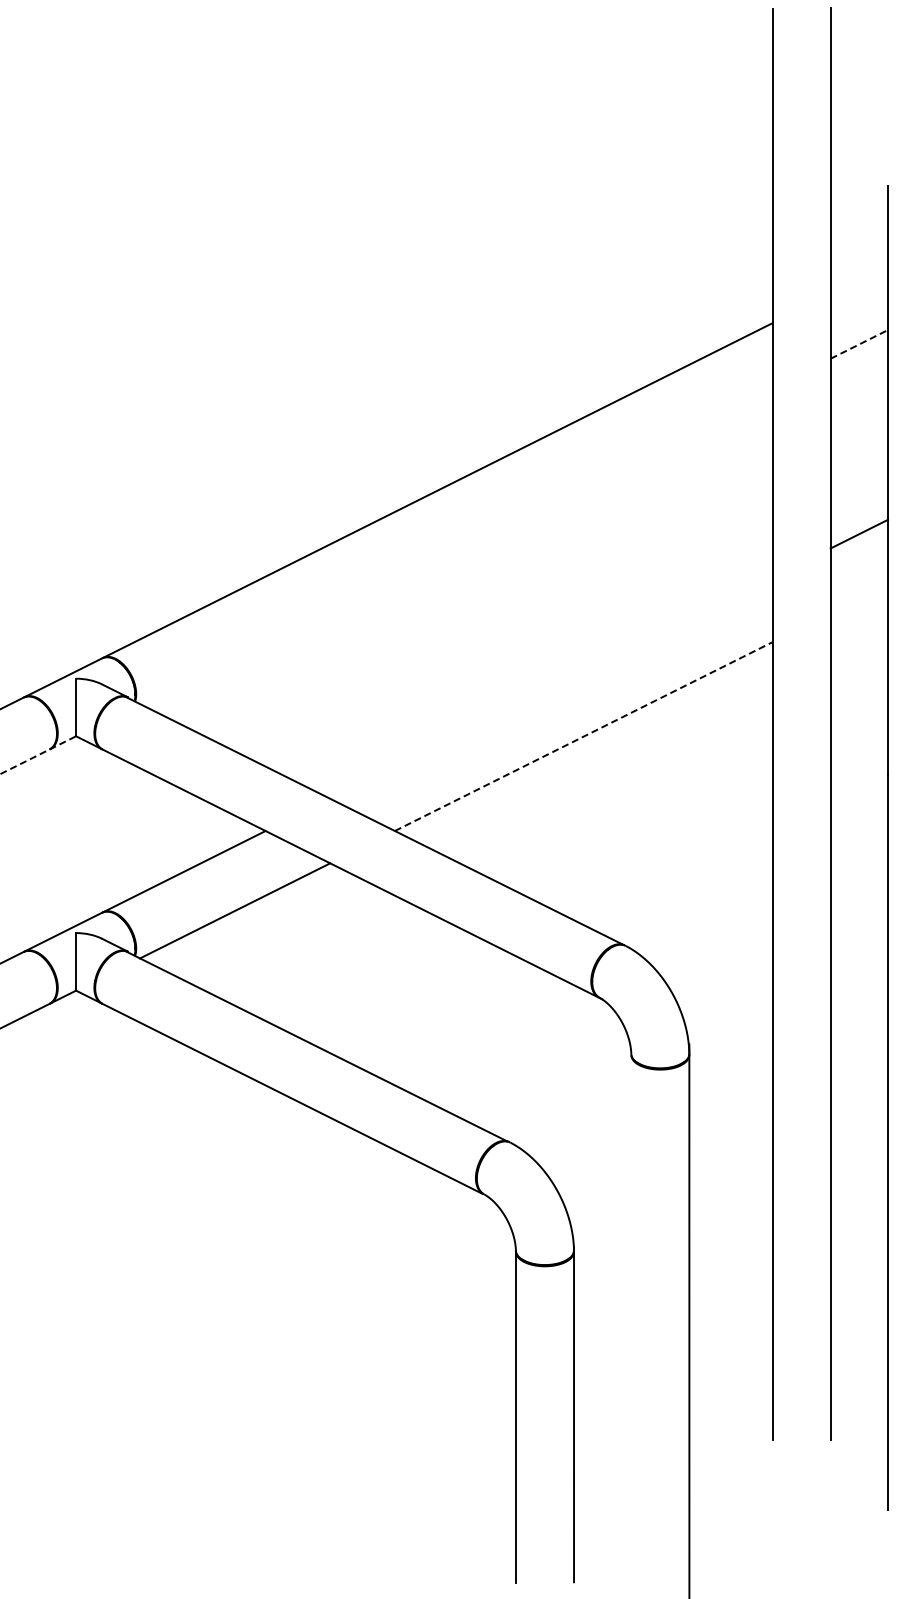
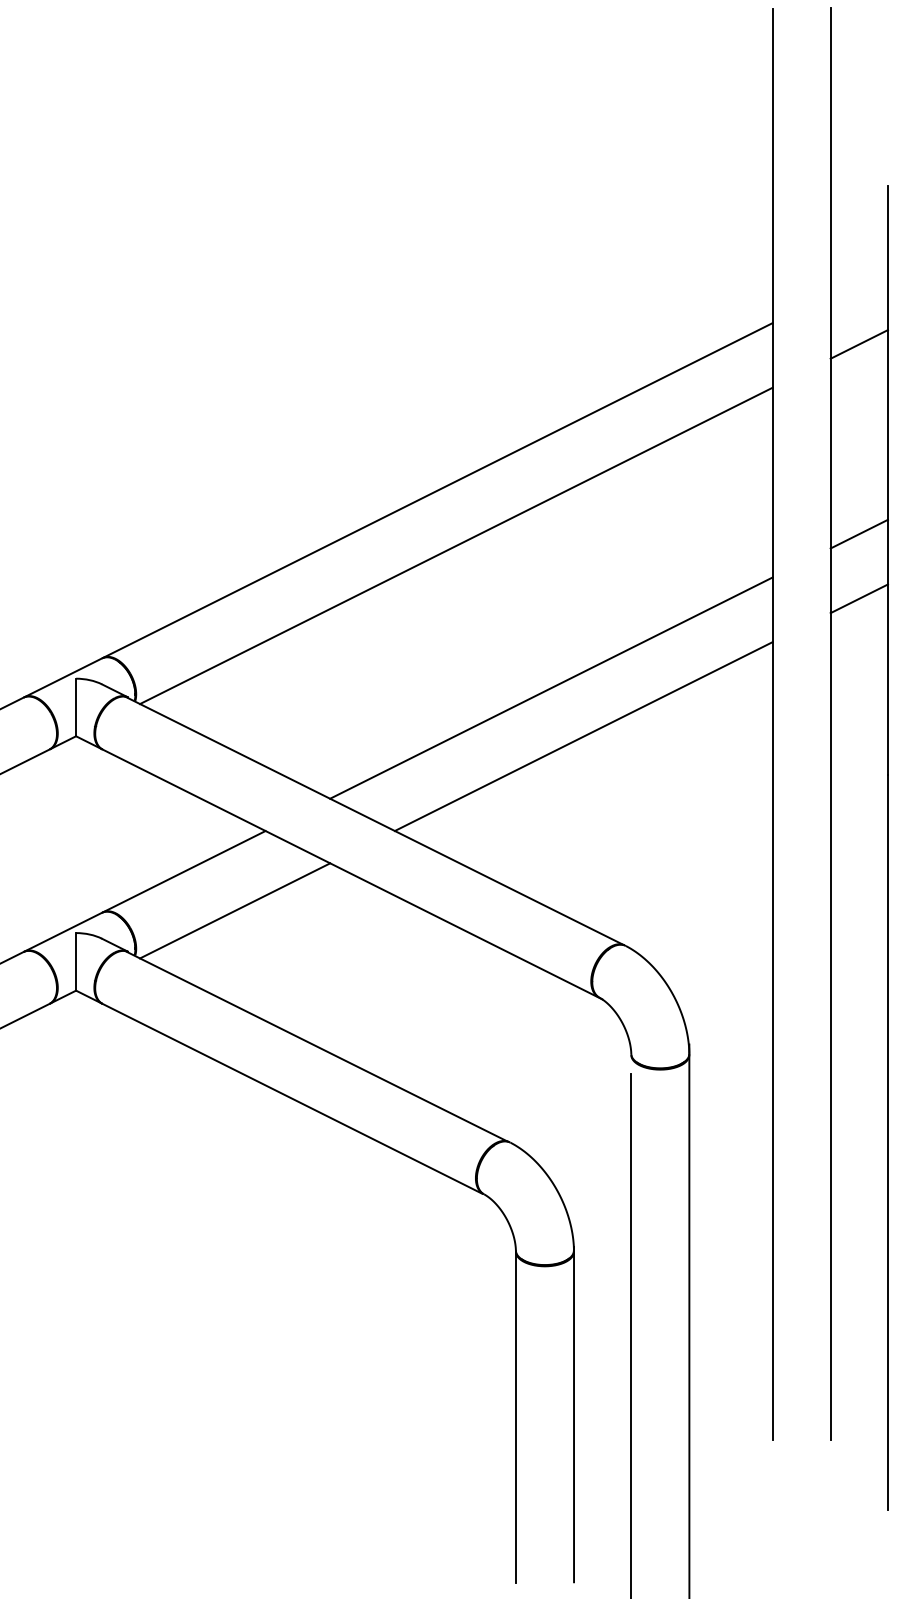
line: dashed -> solid (859, 344)
line: none -> present (456, 545)
line: none -> present (858, 598)
line: none -> present (551, 687)
line: dashed -> solid (584, 736)
line: dashed -> solid (38, 755)
line: none -> present (631, 1334)
